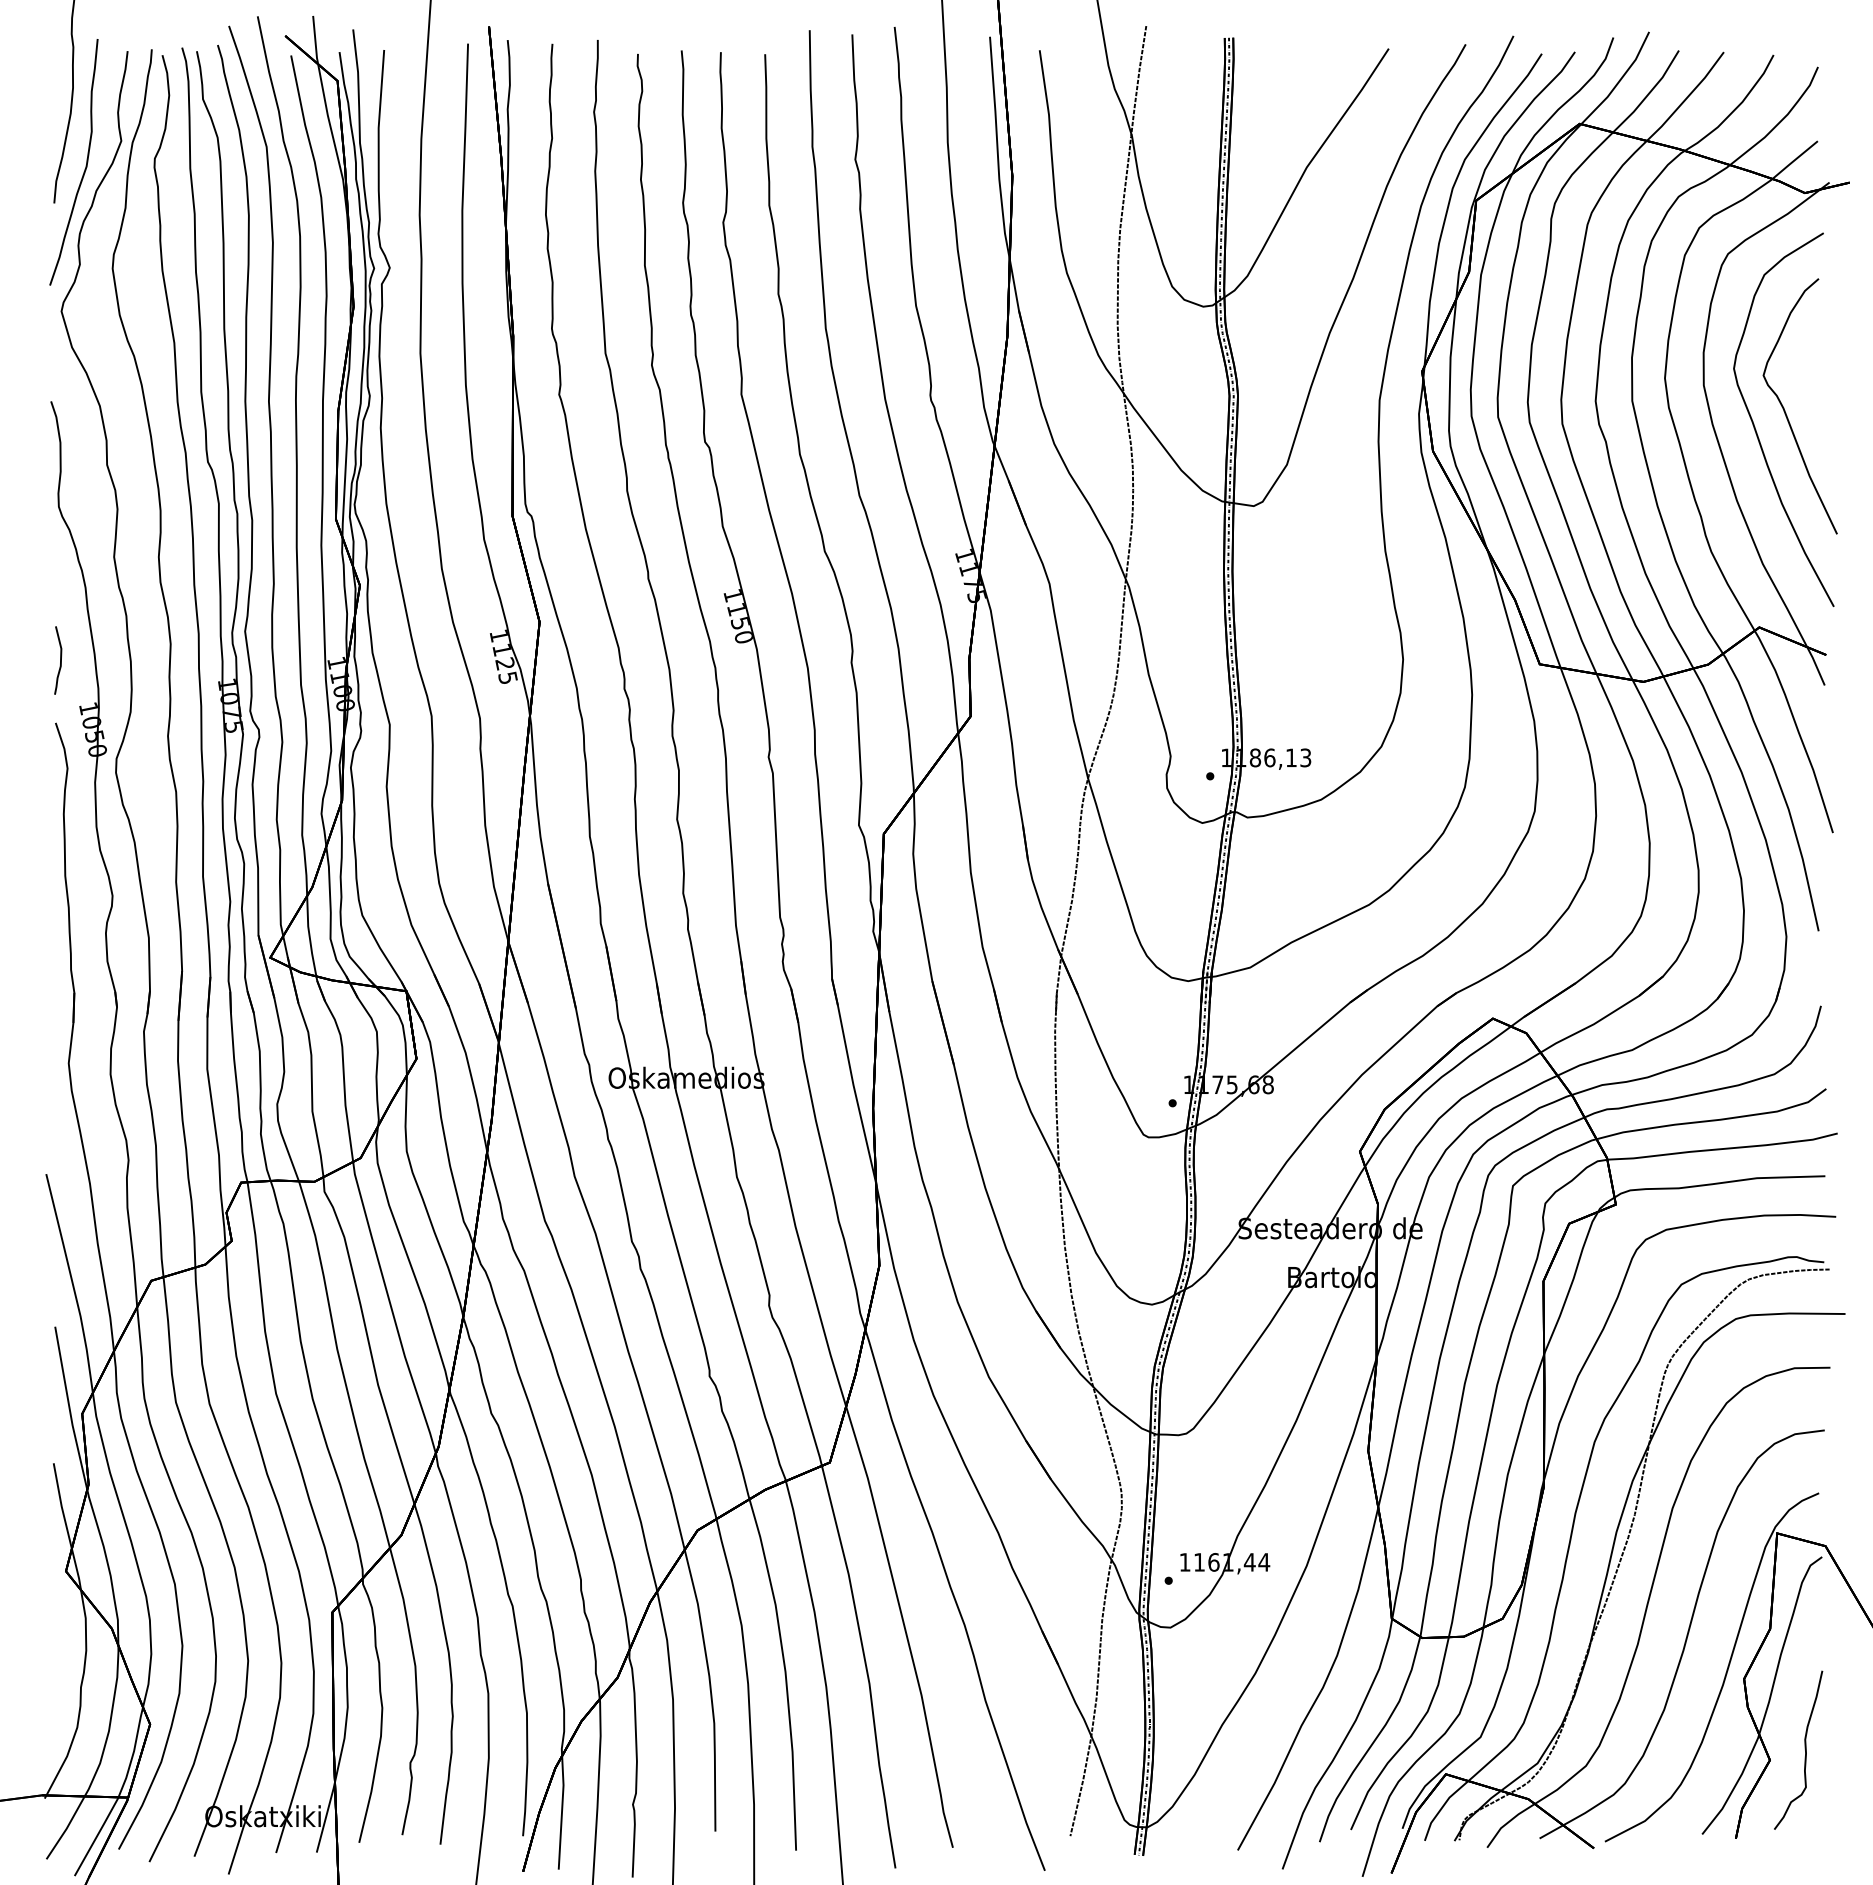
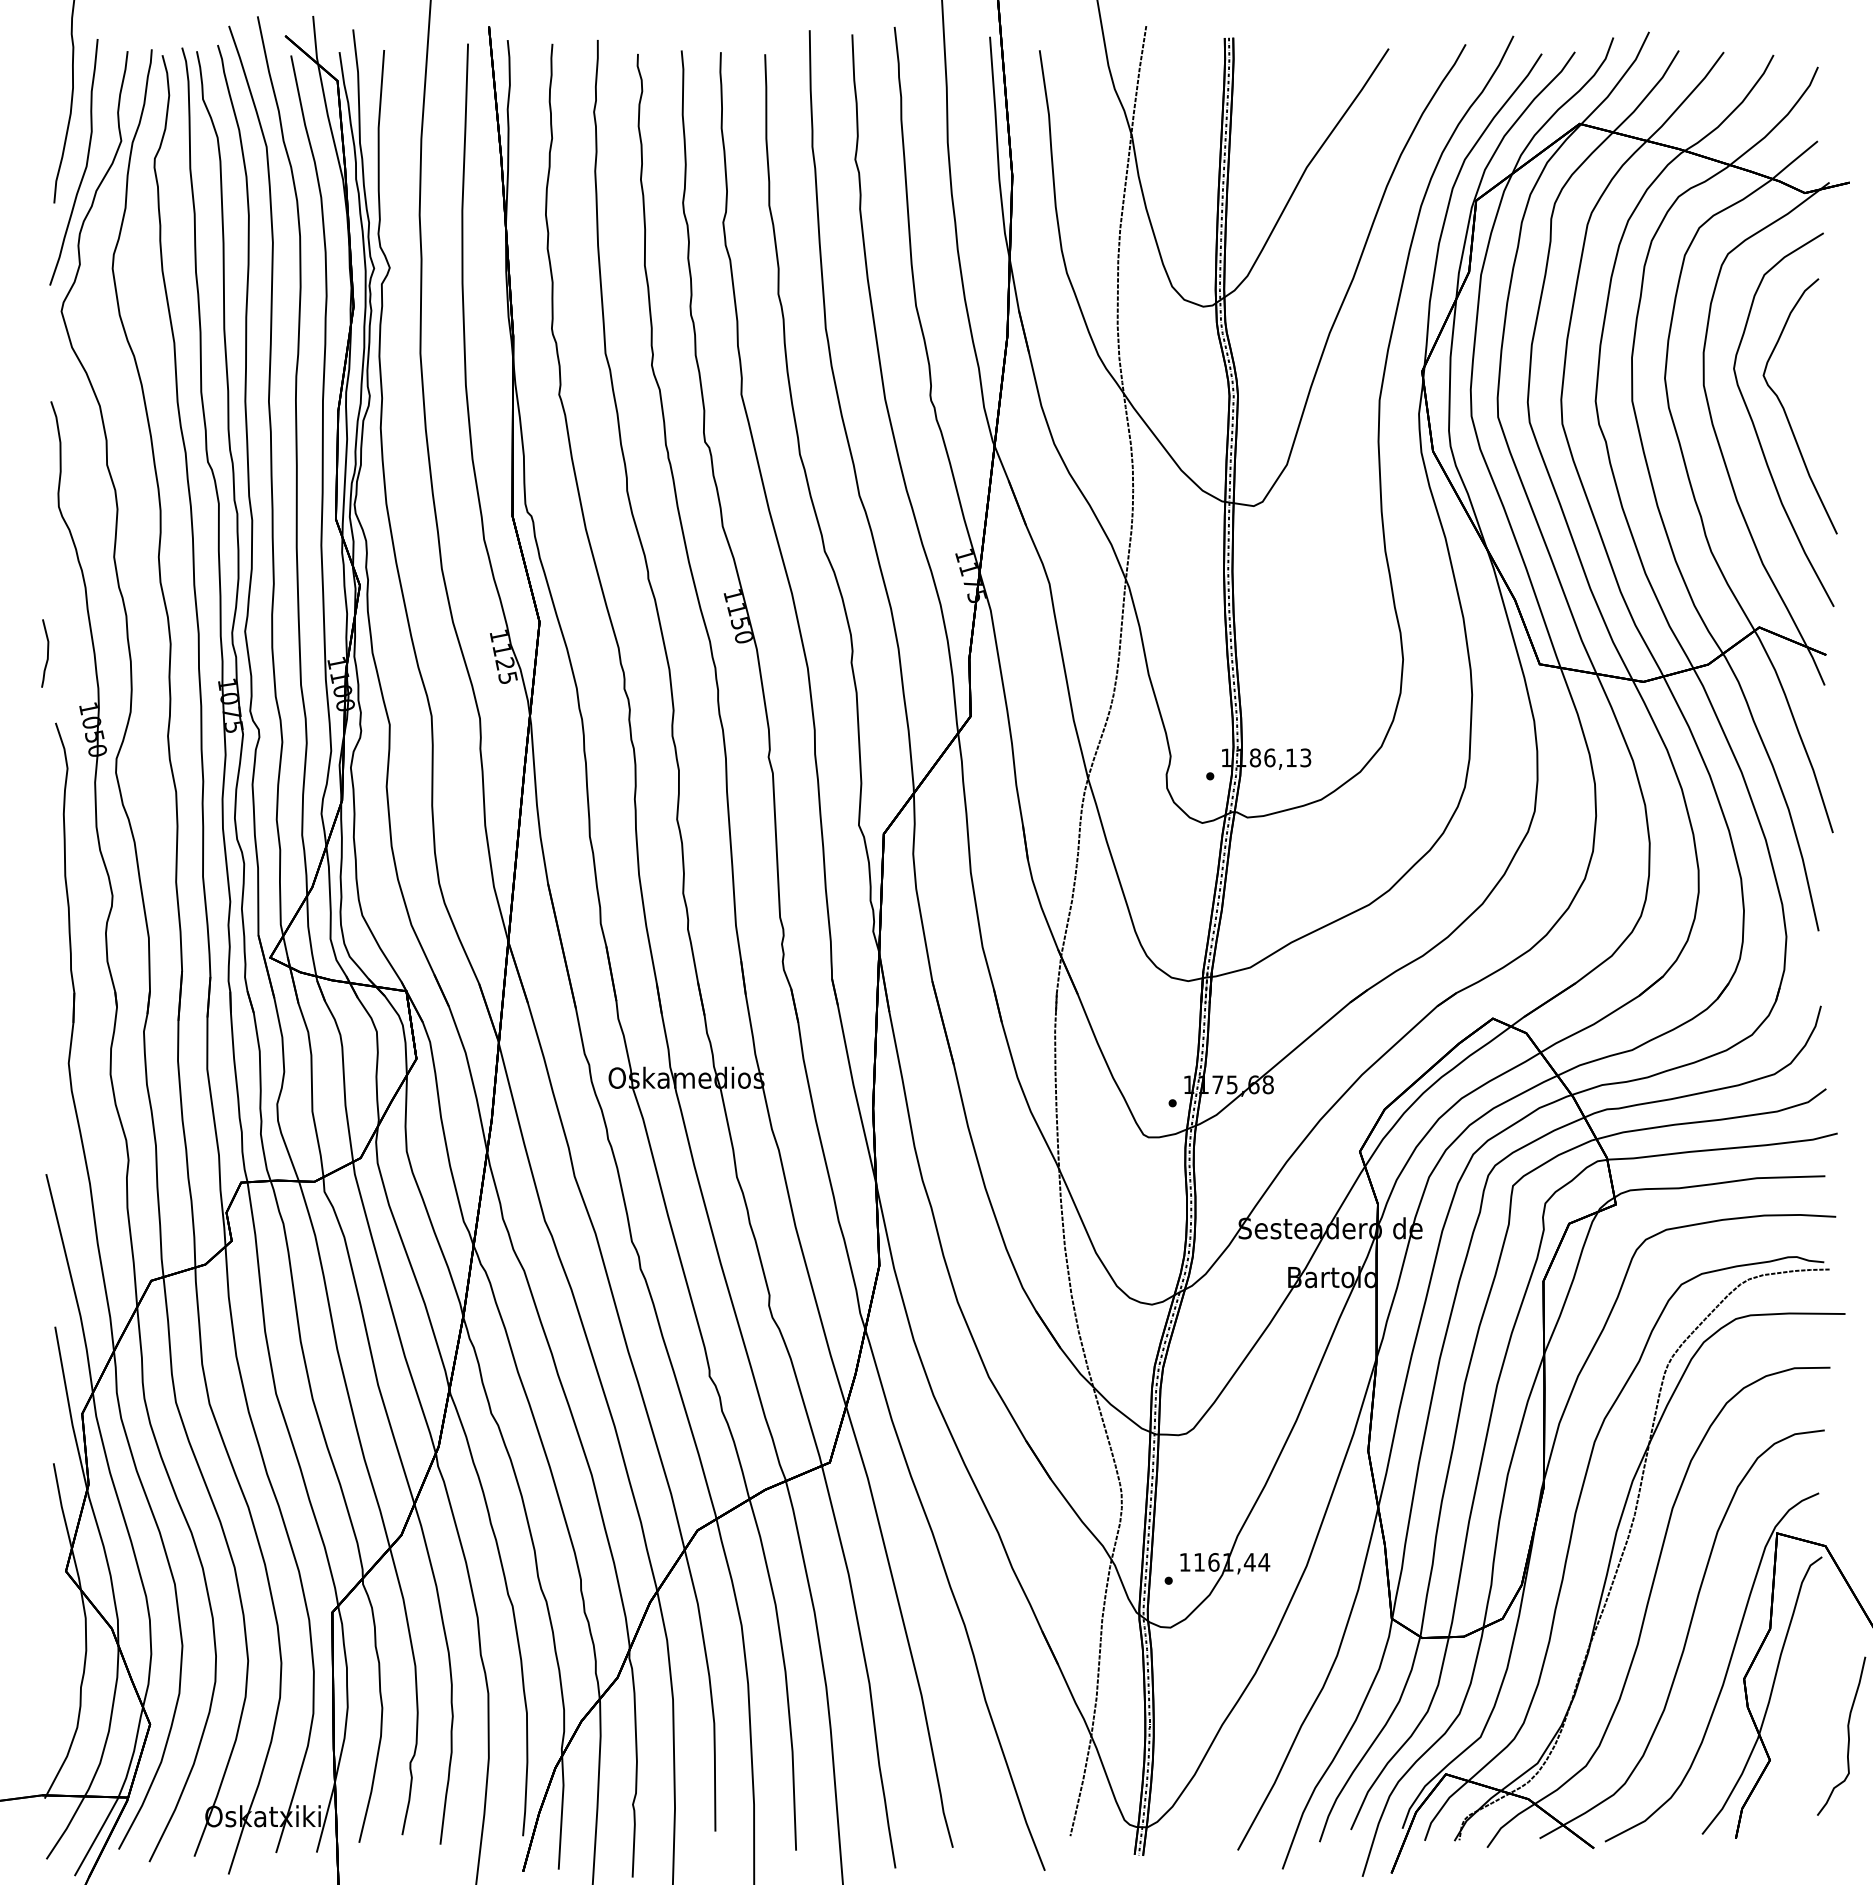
curve position: (60, 660) -> (47, 653) (47, 653)
curve position: (1804, 1749) -> (1847, 1735) (1847, 1735)
